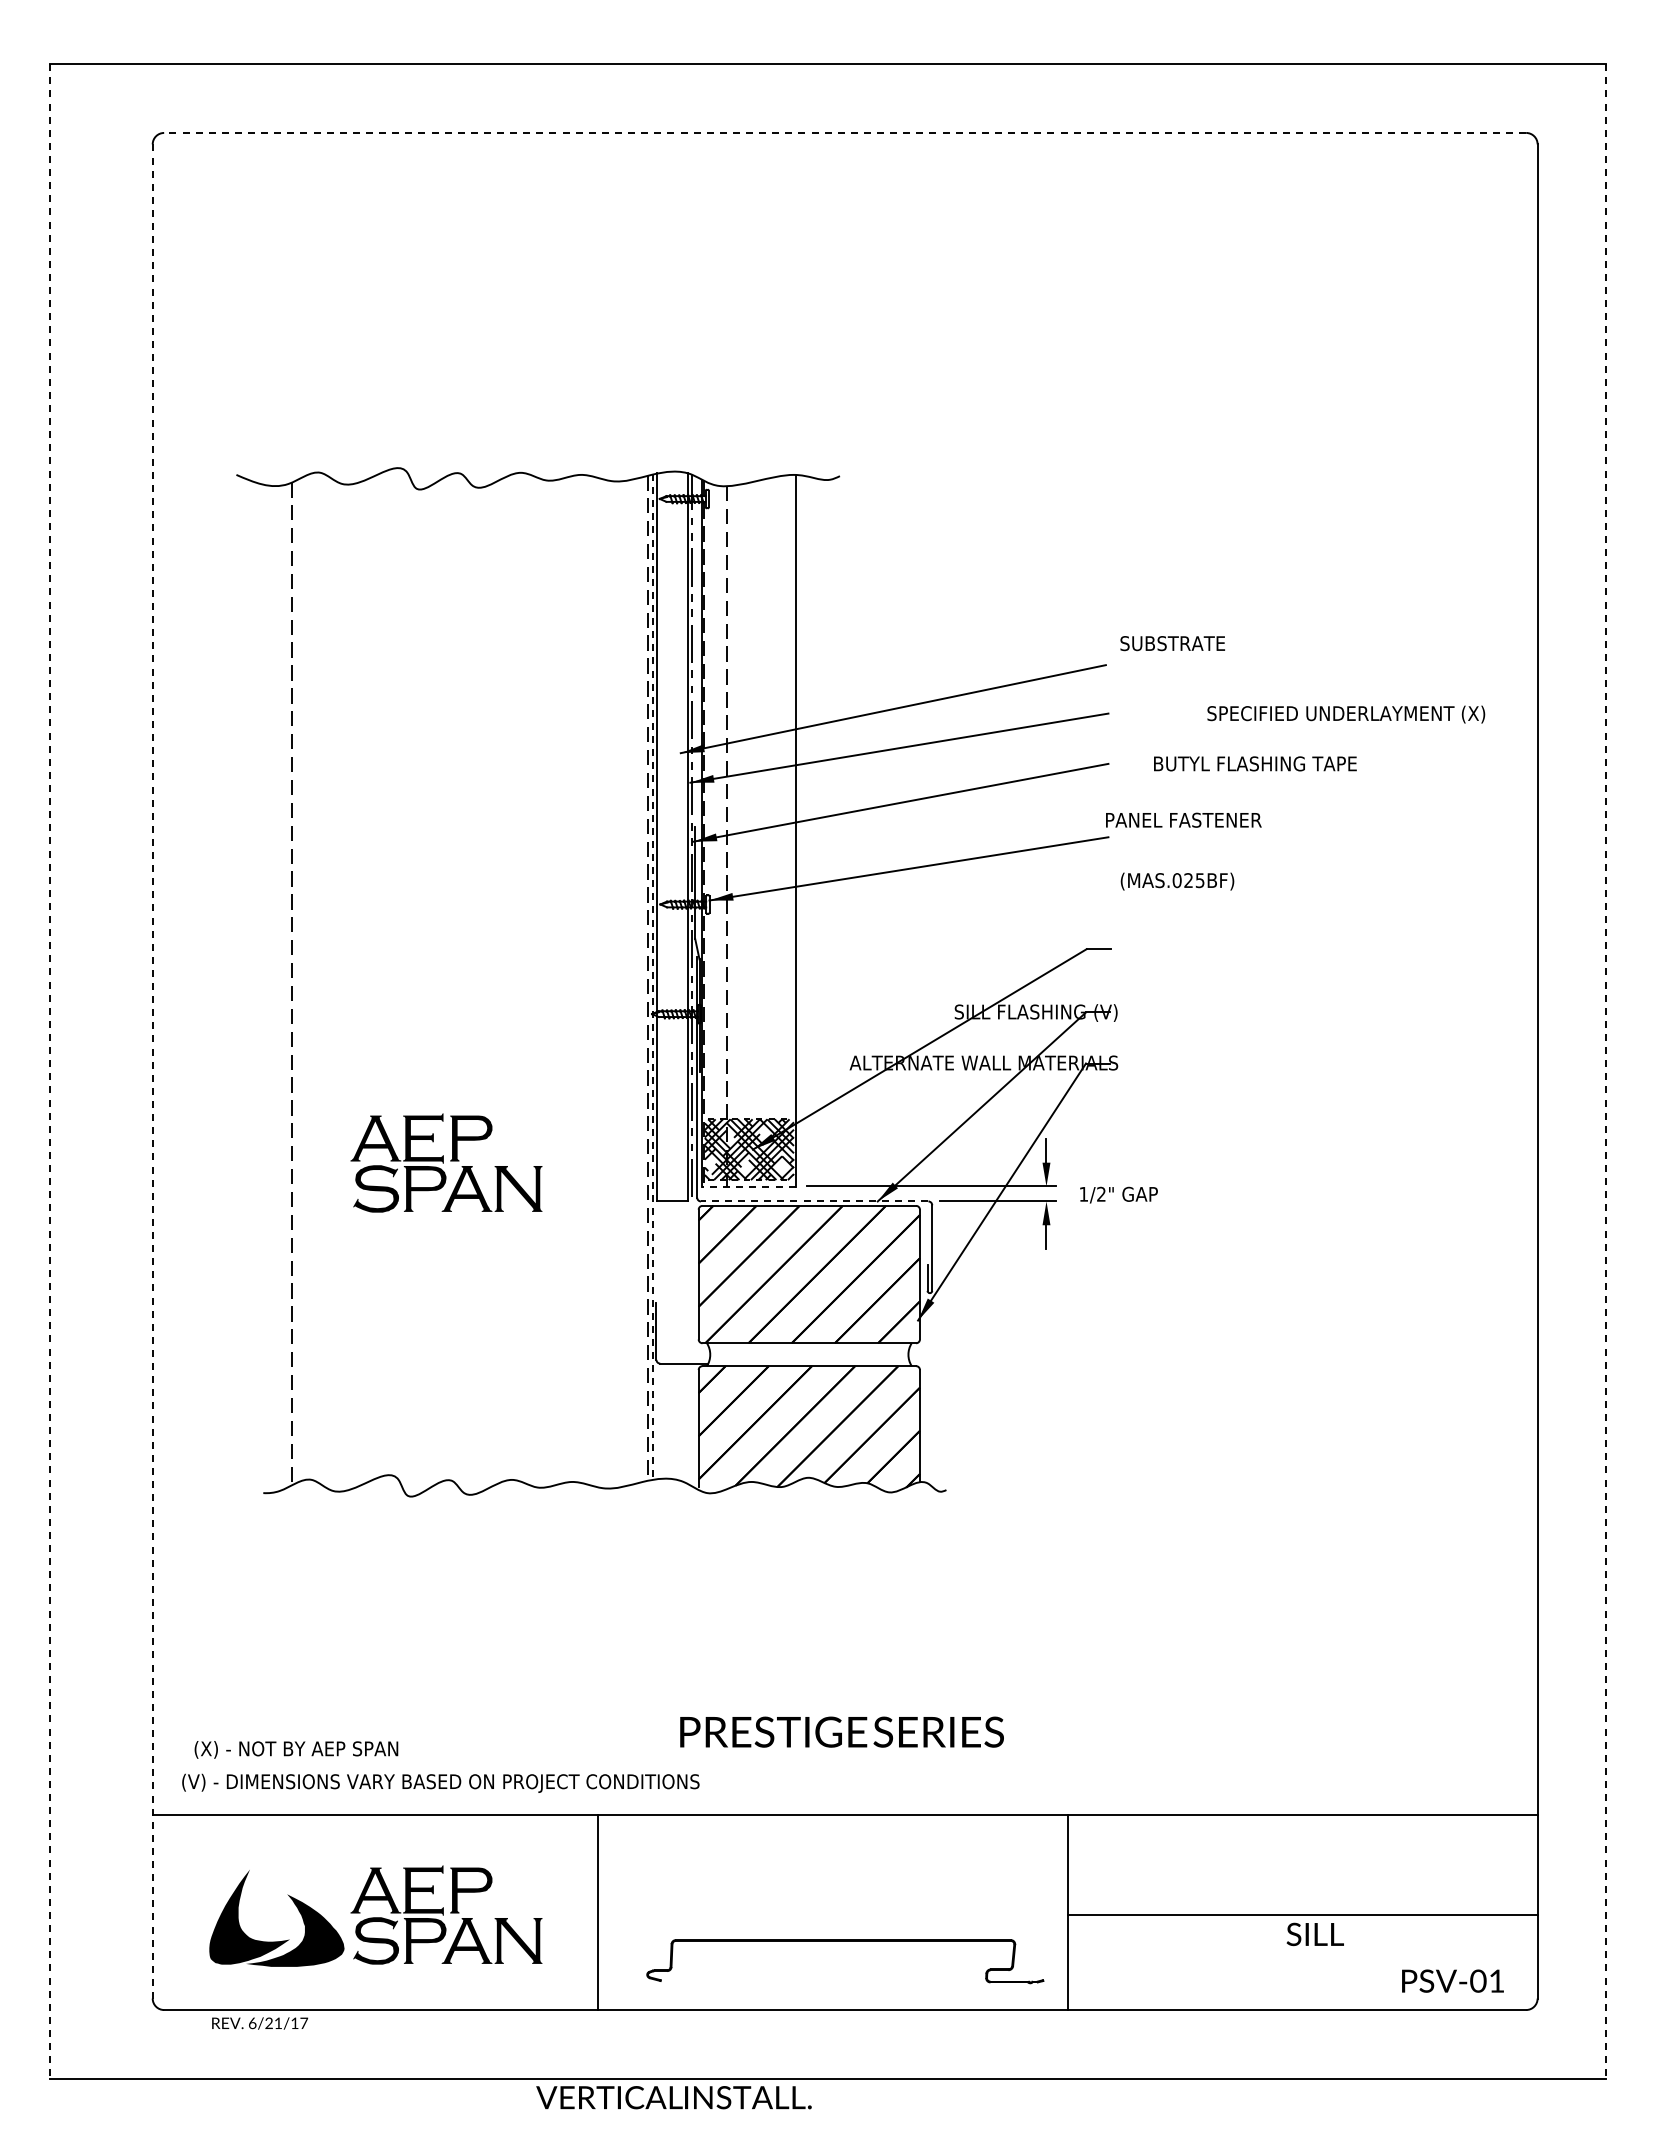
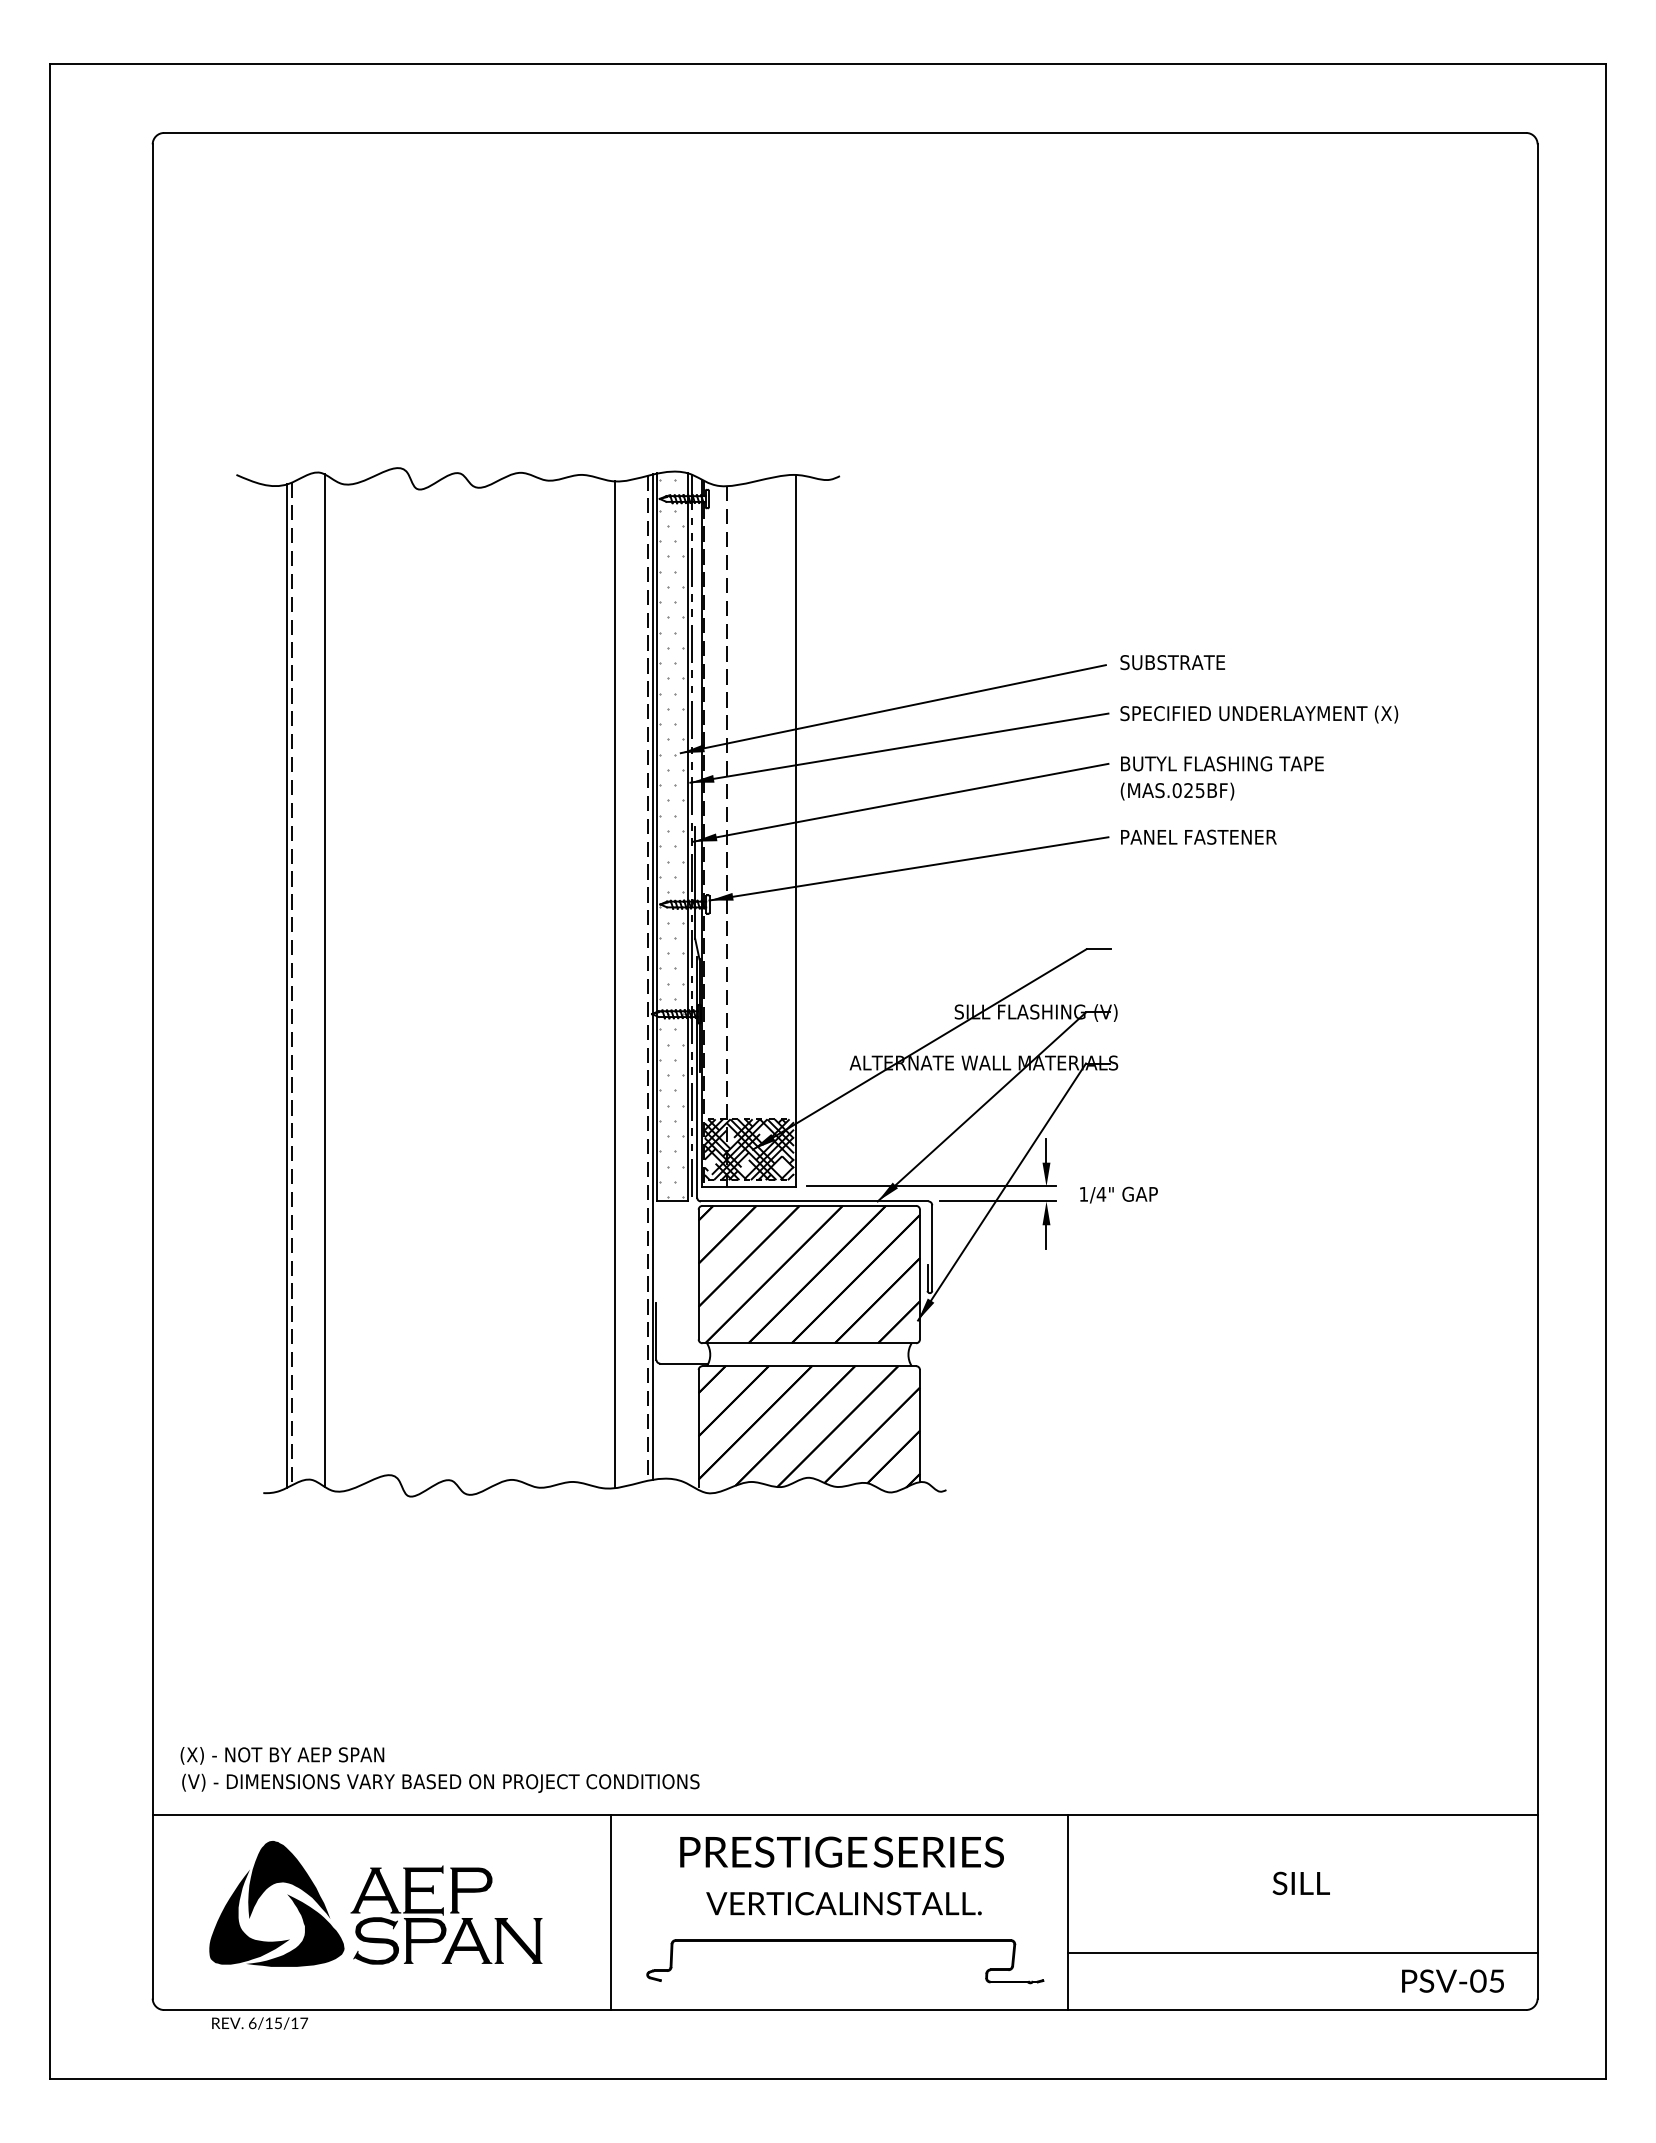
line: dashed -> solid (844, 132)
text position: (1172, 643) -> (1172, 662) (1172, 662)
text position: (1346, 714) -> (1259, 714) (1259, 714)
text position: (1255, 763) -> (1222, 763) (1222, 763)
text position: (1183, 819) -> (1198, 836) (1198, 836)
hatch: none -> present (671, 838)
text position: (1177, 881) -> (1177, 791) (1177, 791)
line: dashed -> solid (652, 976)
line: none -> present (324, 979)
line: none -> present (614, 984)
line: none -> present (286, 986)
line: dashed -> solid (49, 1071)
line: dashed -> solid (152, 1071)
line: dashed -> solid (1606, 1071)
part: present -> none (446, 1162)
line: dashed -> solid (749, 1186)
text: 1/2" -> 1/4" (1101, 1193)
line: dashed -> solid (814, 1201)
text position: (841, 1731) -> (841, 1851) (841, 1851)
text position: (296, 1749) -> (282, 1755) (282, 1755)
fill: none -> present (289, 1879)
line position: (597, 1912) -> (610, 1912) (610, 1912)
line position: (1302, 1914) -> (1302, 1952) (1302, 1952)
text position: (1314, 1934) -> (1300, 1883) (1300, 1883)
text: PSV-01 -> PSV-05 (1496, 1980)
text: 6/21/17 -> 6/15/17 (273, 2023)
text position: (673, 2097) -> (843, 1903) (843, 1903)
